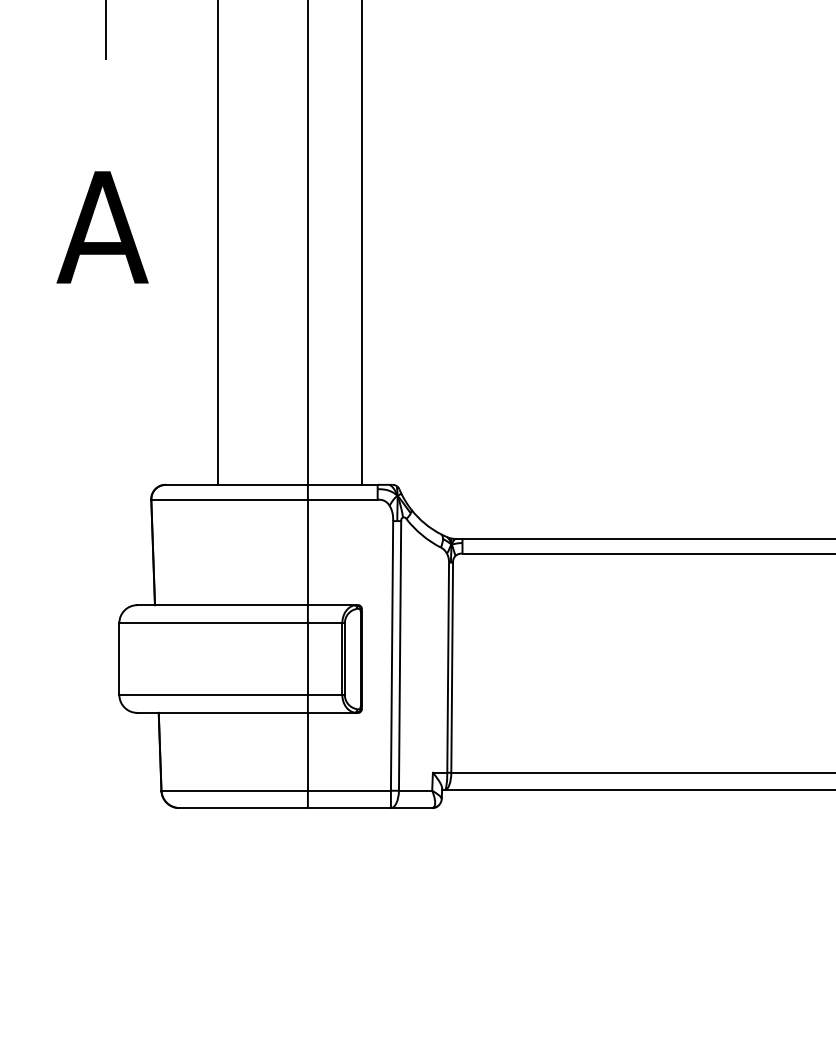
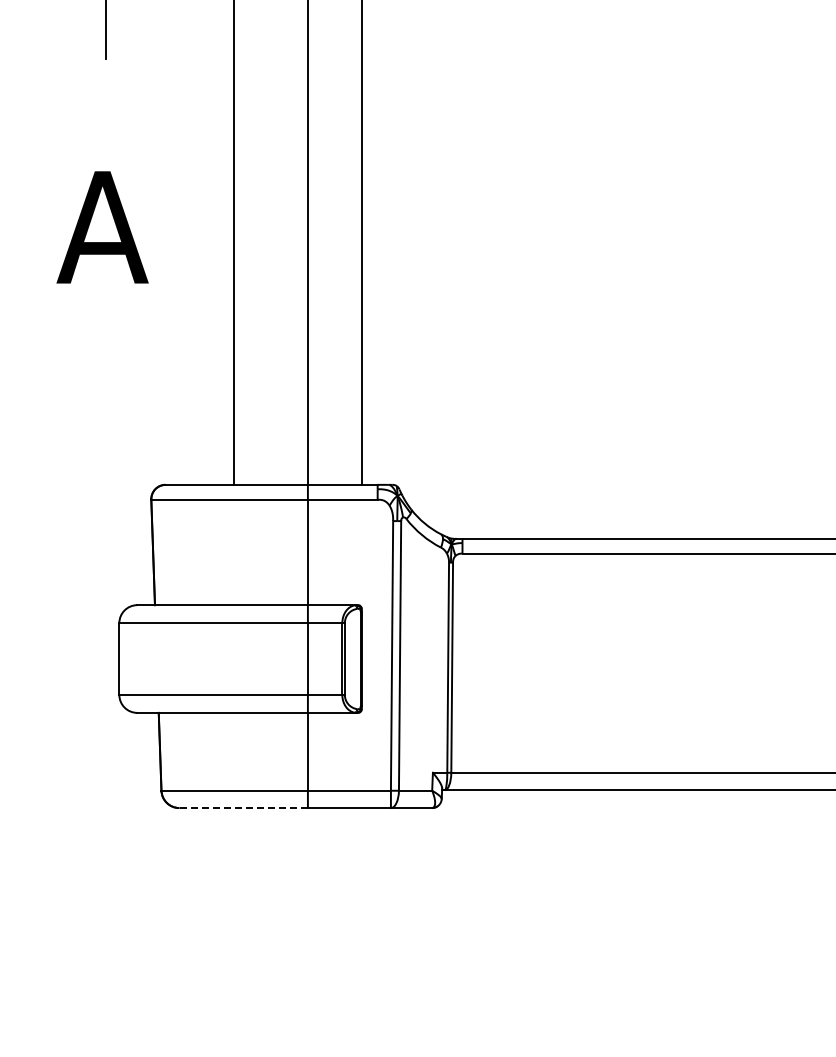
line position: (218, 243) -> (234, 243) (234, 243)
line: solid -> dashed (243, 808)
